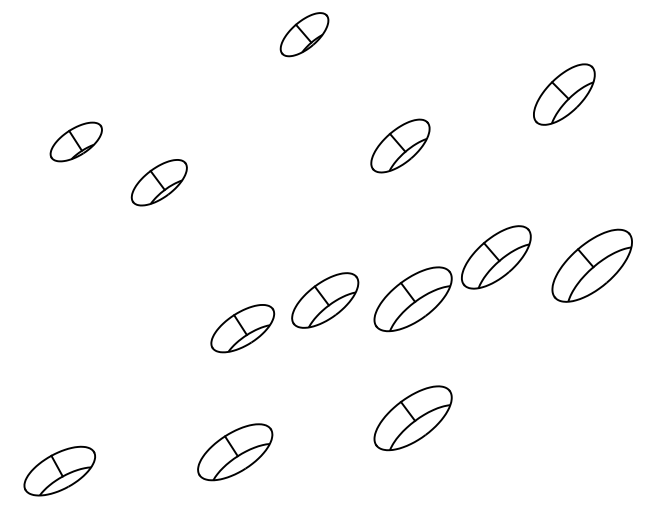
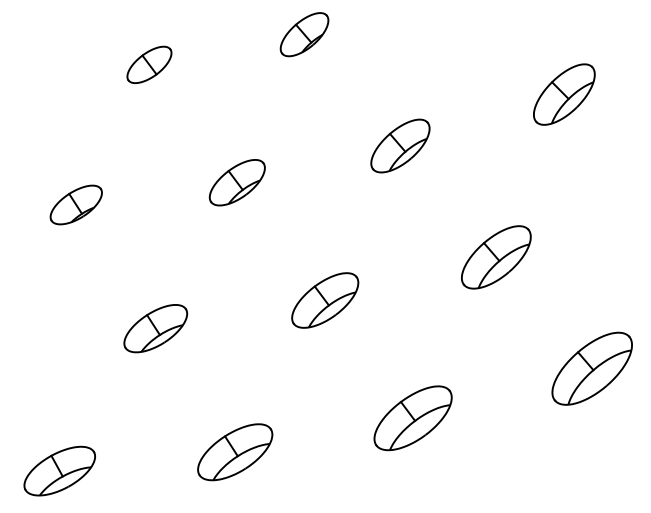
part: none -> present (149, 64)
part position: (75, 141) -> (75, 204) (75, 204)
part position: (158, 182) -> (236, 182) (236, 182)
part position: (591, 265) -> (591, 368) (591, 368)
part: present -> none (412, 299)
part position: (242, 328) -> (155, 328) (155, 328)
